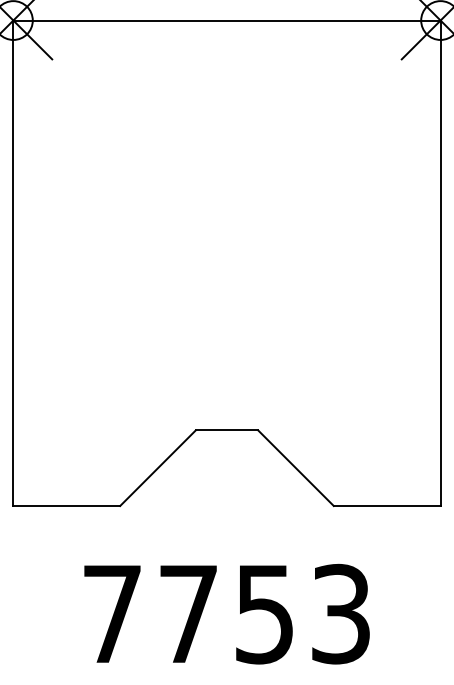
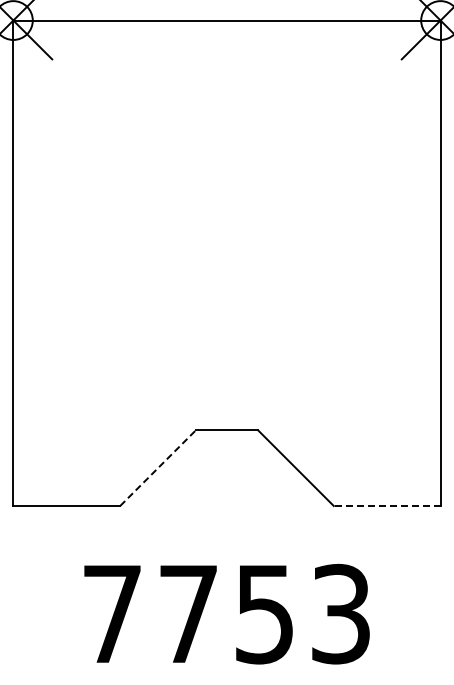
line: solid -> dashed (158, 467)
line: solid -> dashed (386, 506)
